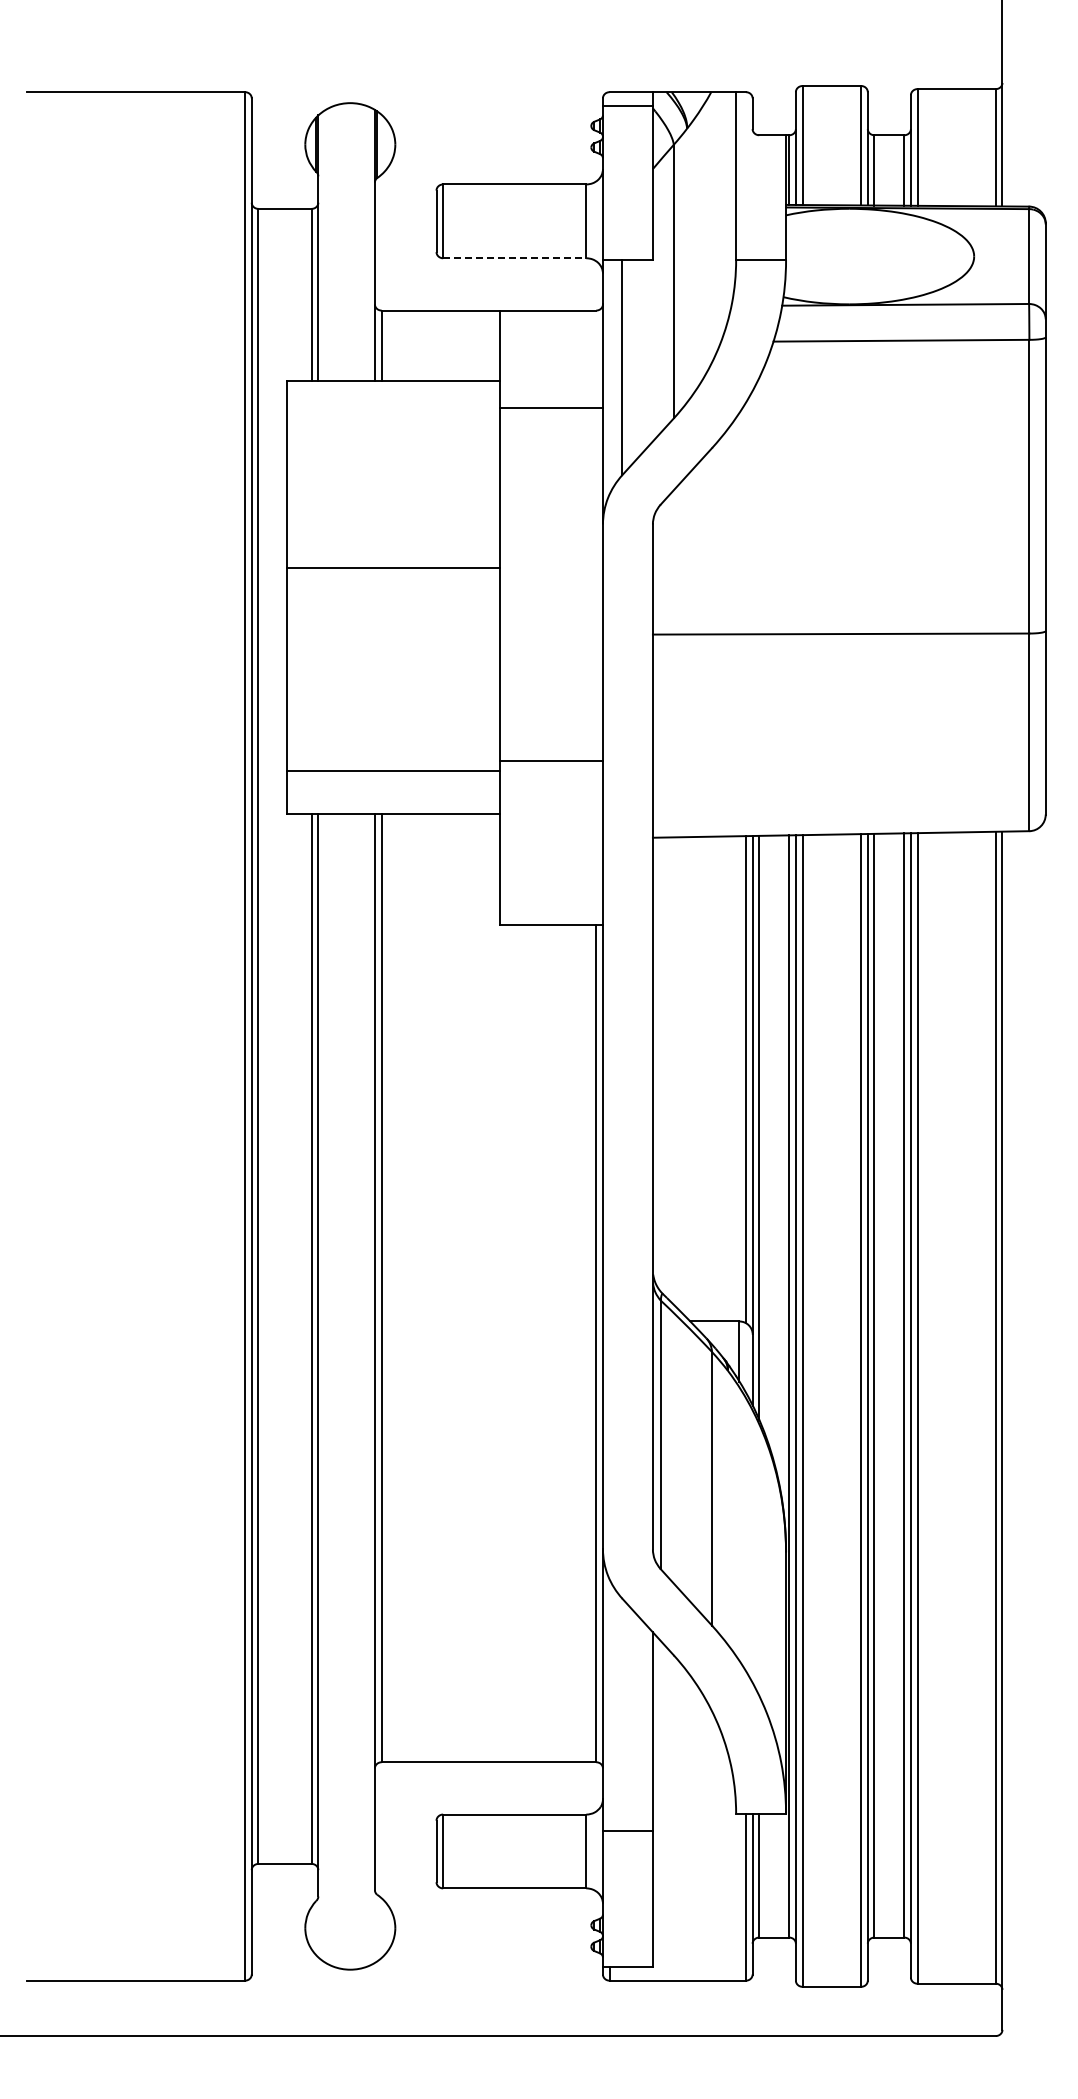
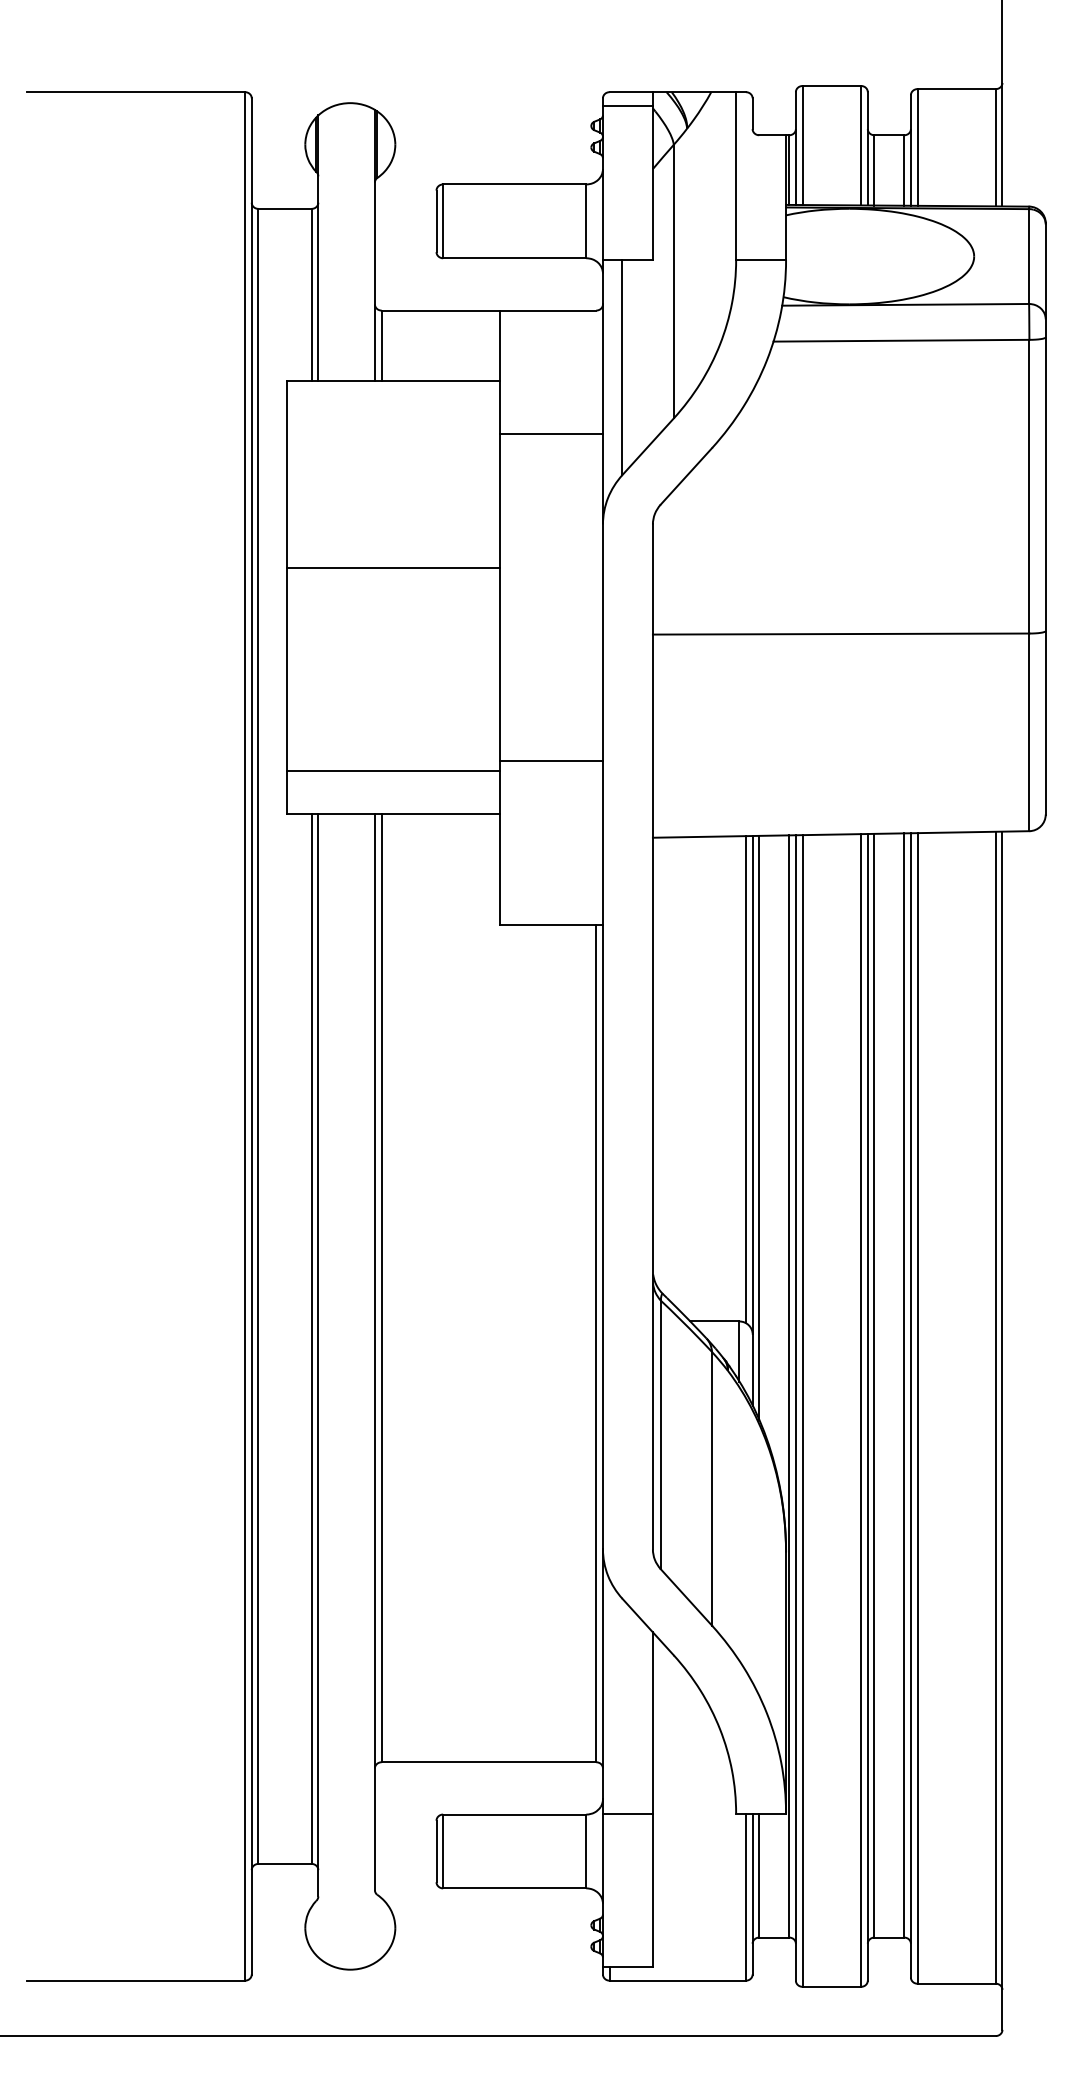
line: dashed -> solid (514, 258)
line position: (550, 408) -> (550, 434) (550, 434)
line position: (627, 1830) -> (627, 1813) (627, 1813)
